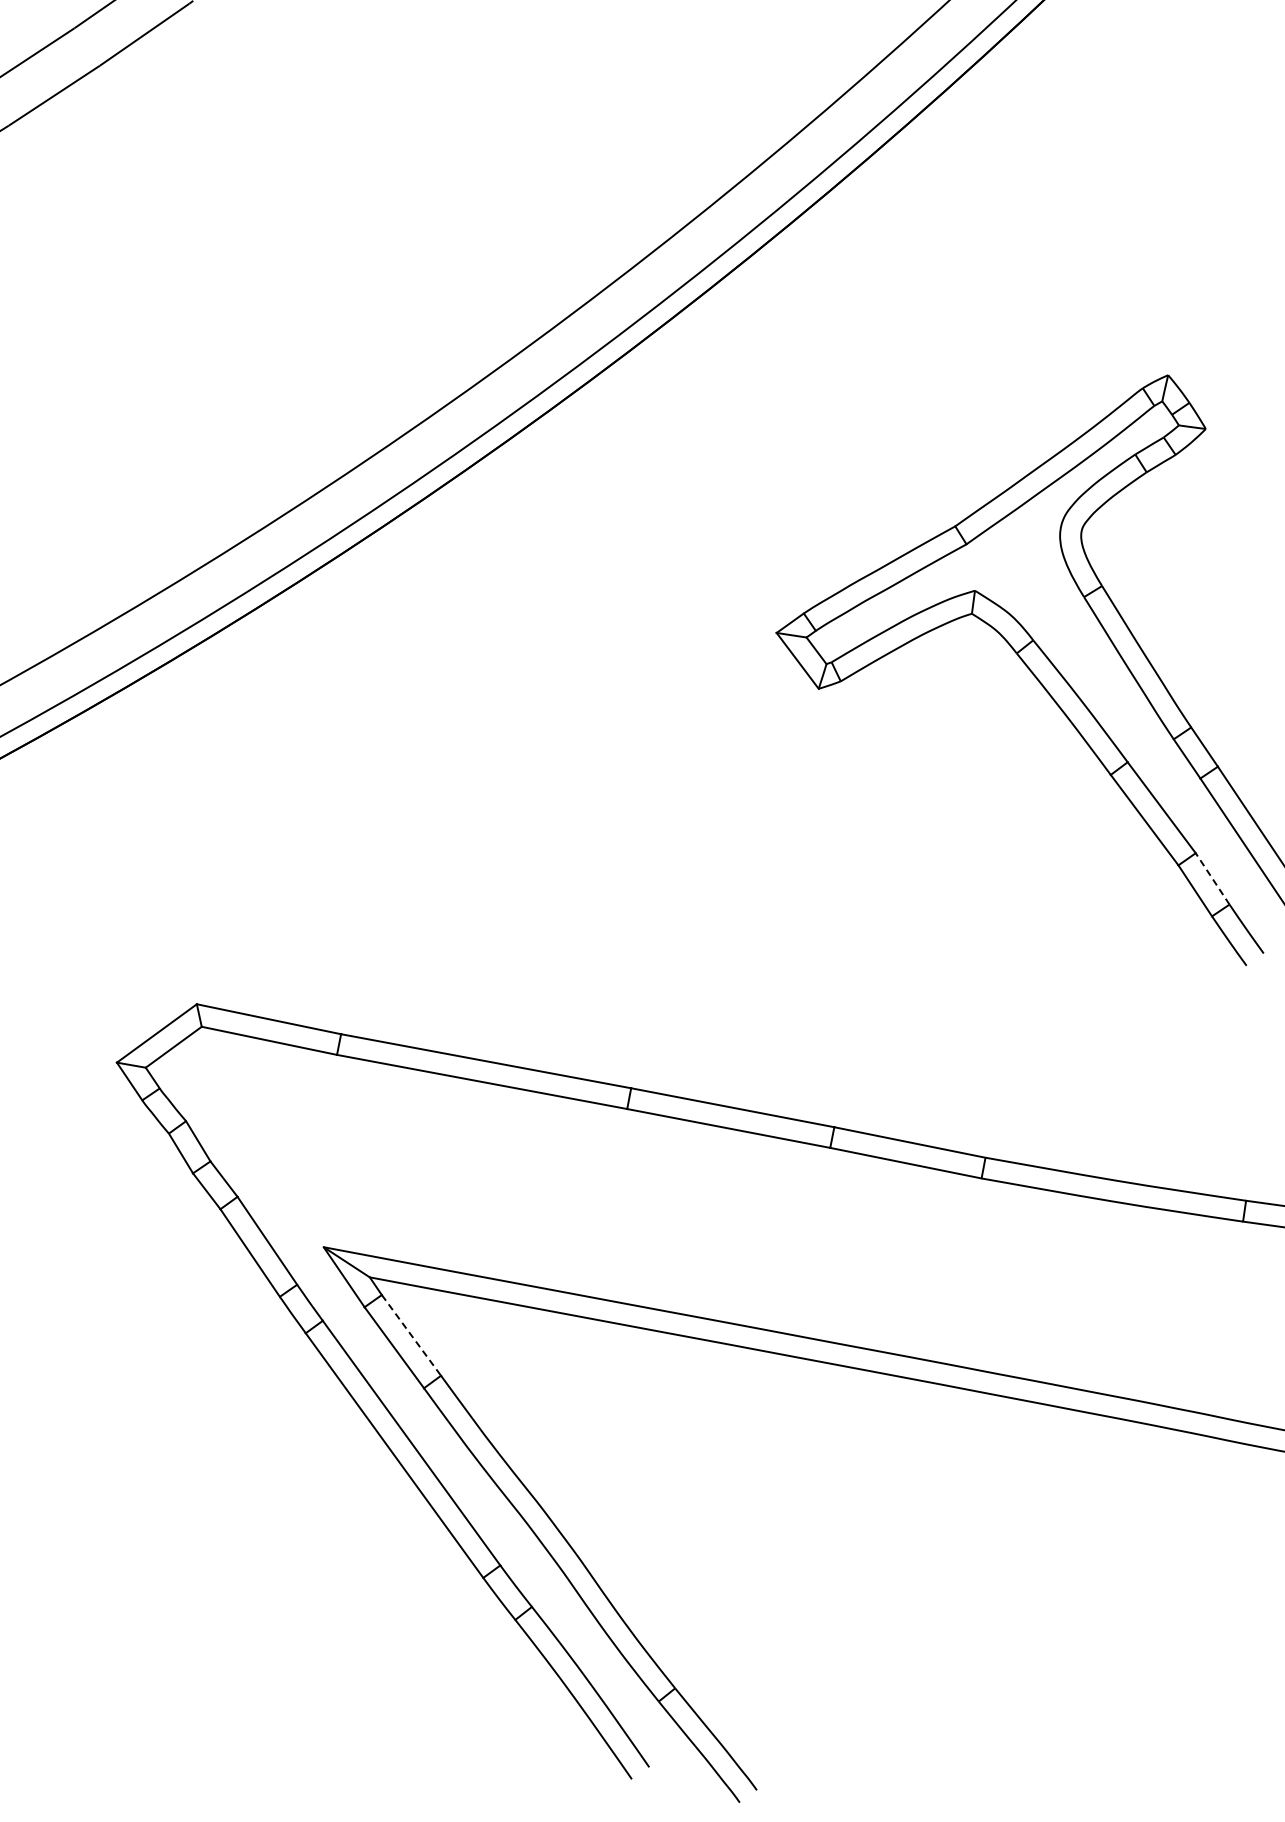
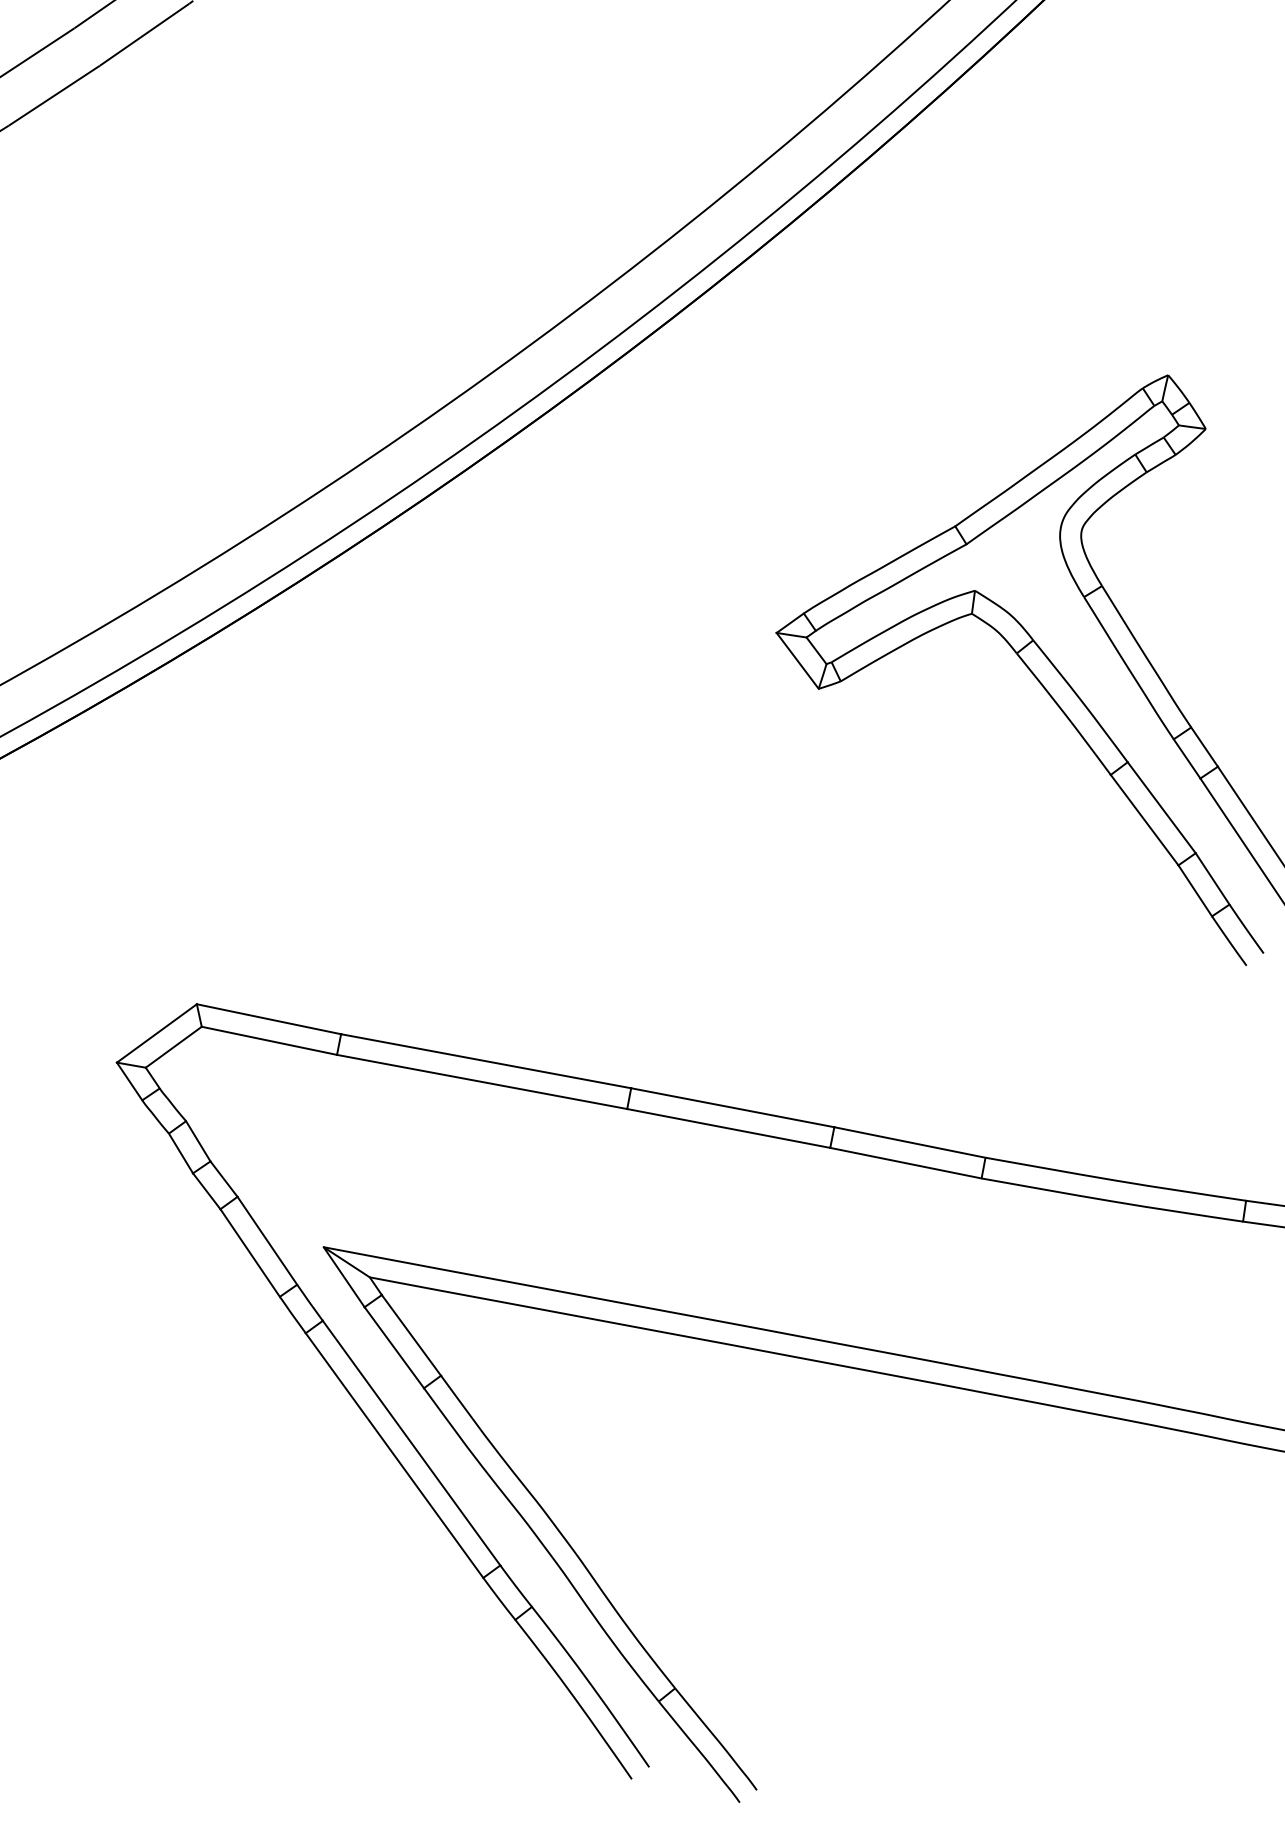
line: dashed -> solid (1212, 878)
line: dashed -> solid (411, 1335)
